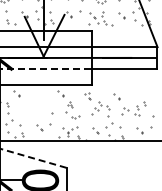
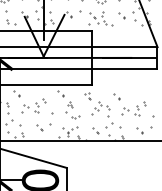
line: dashed -> solid (45, 69)
part: none -> present (33, 105)
line: dashed -> solid (33, 158)
